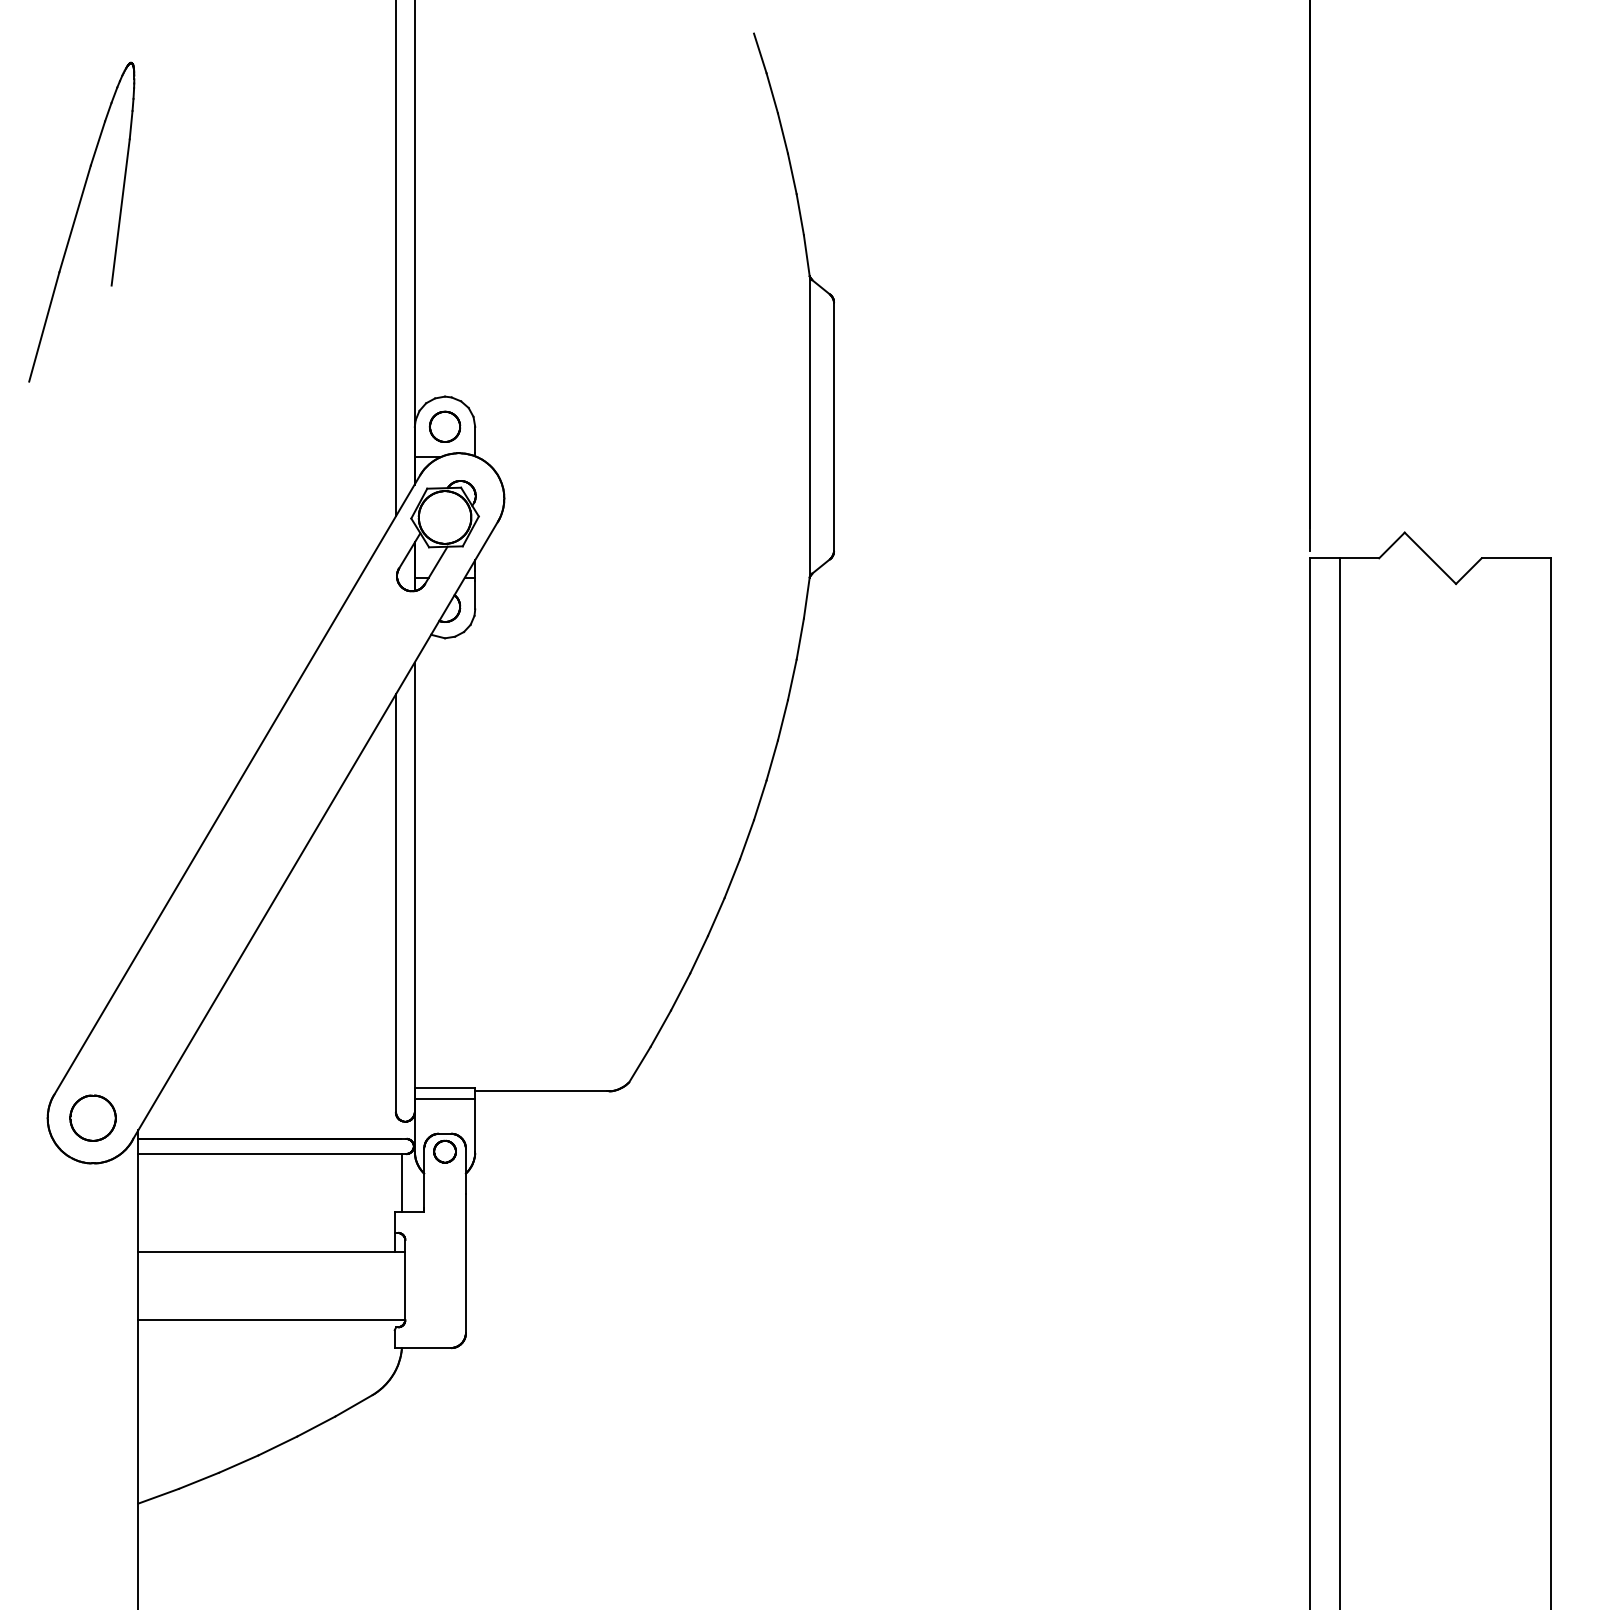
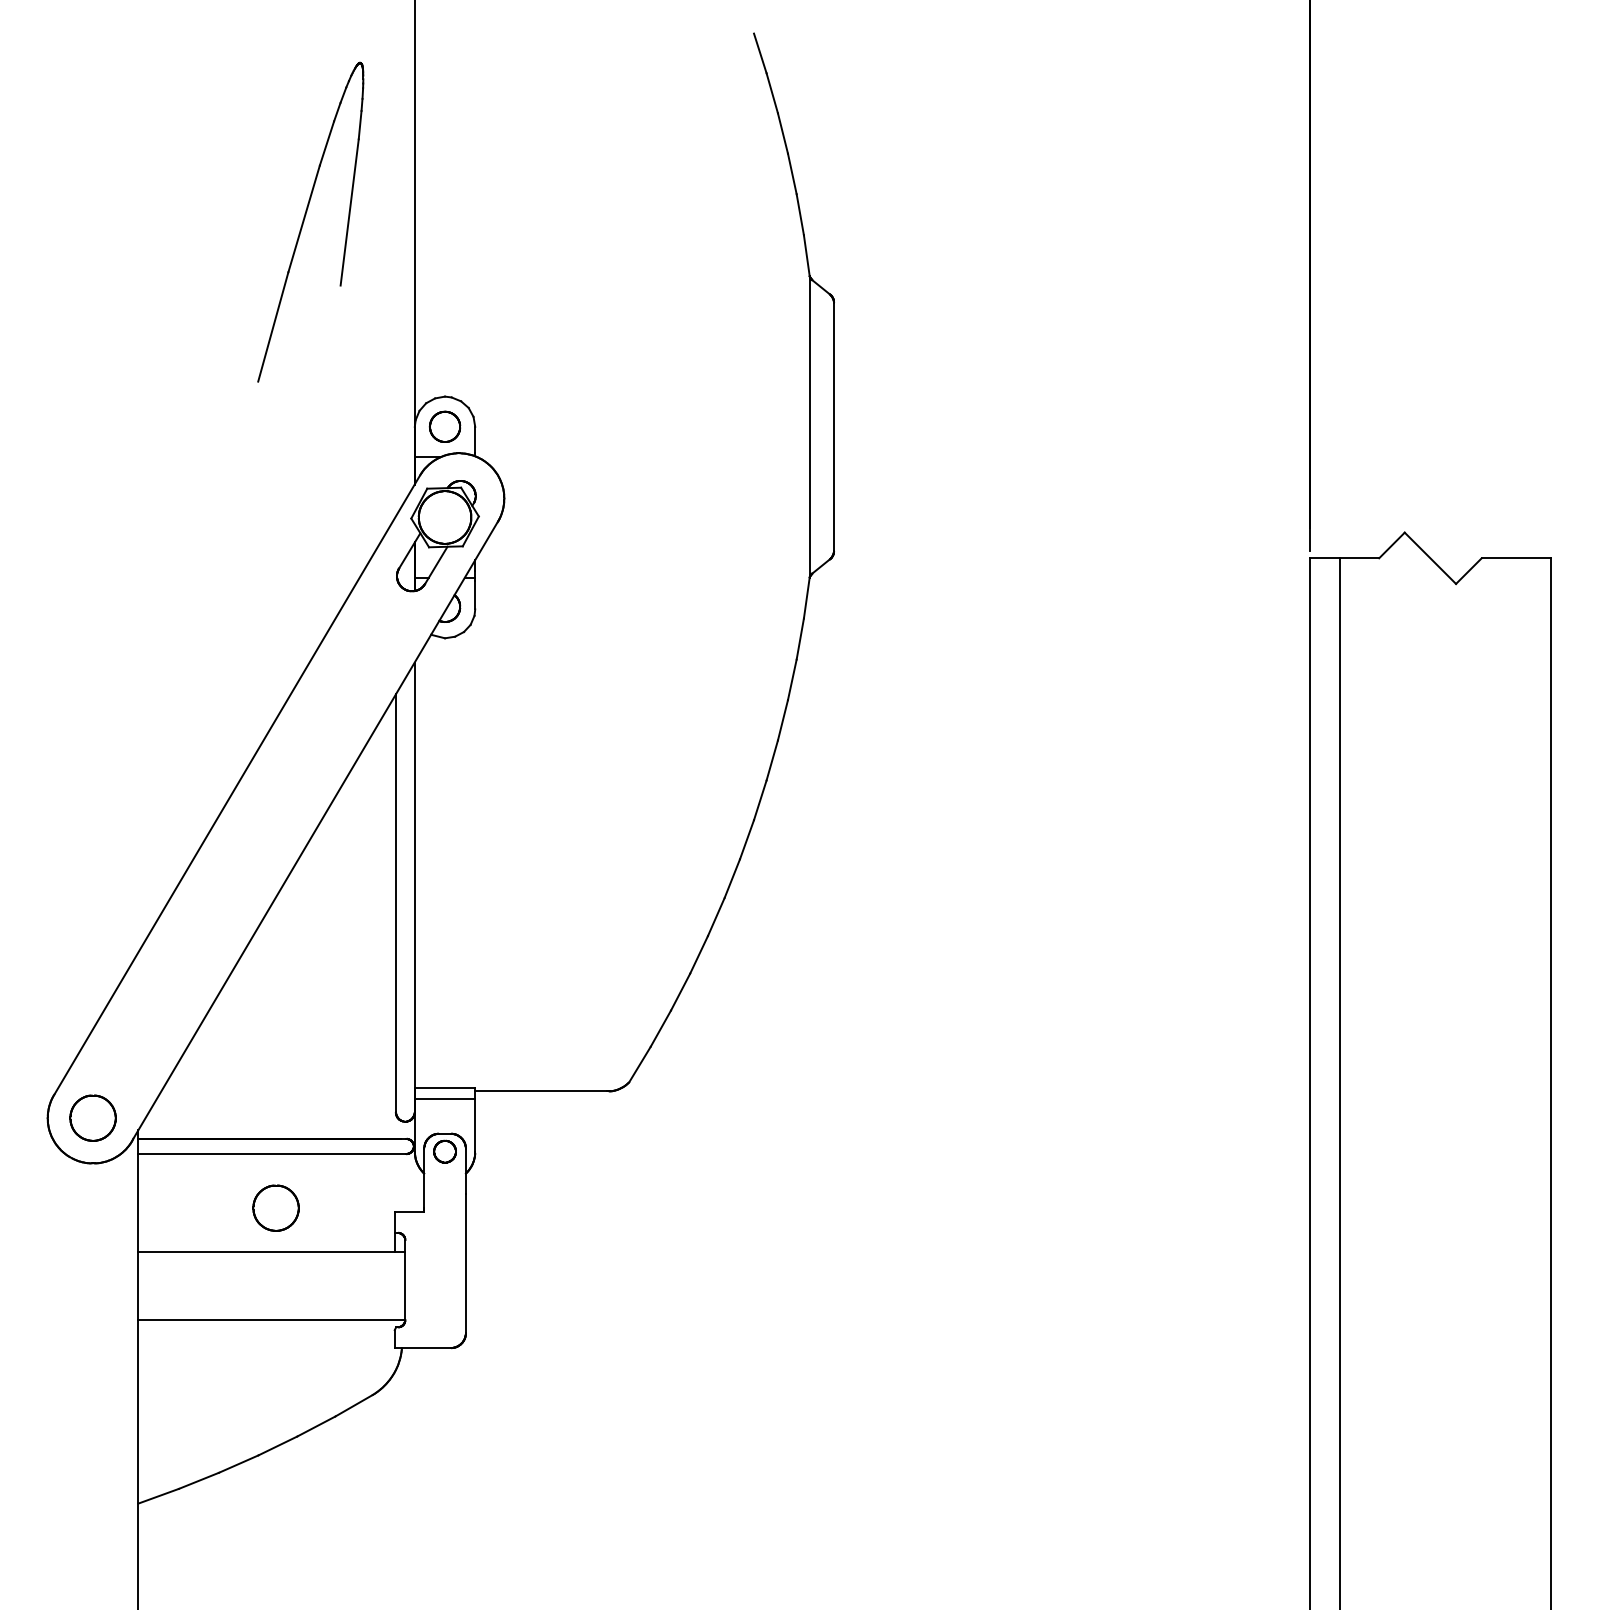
part position: (81, 221) -> (310, 221) (310, 221)
line: present -> none (395, 259)
line: present -> none (402, 1183)
part: none -> present (275, 1207)
